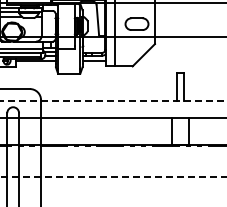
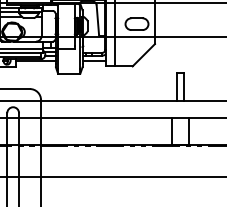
line: dashed -> solid (113, 101)
line: dashed -> solid (113, 176)
